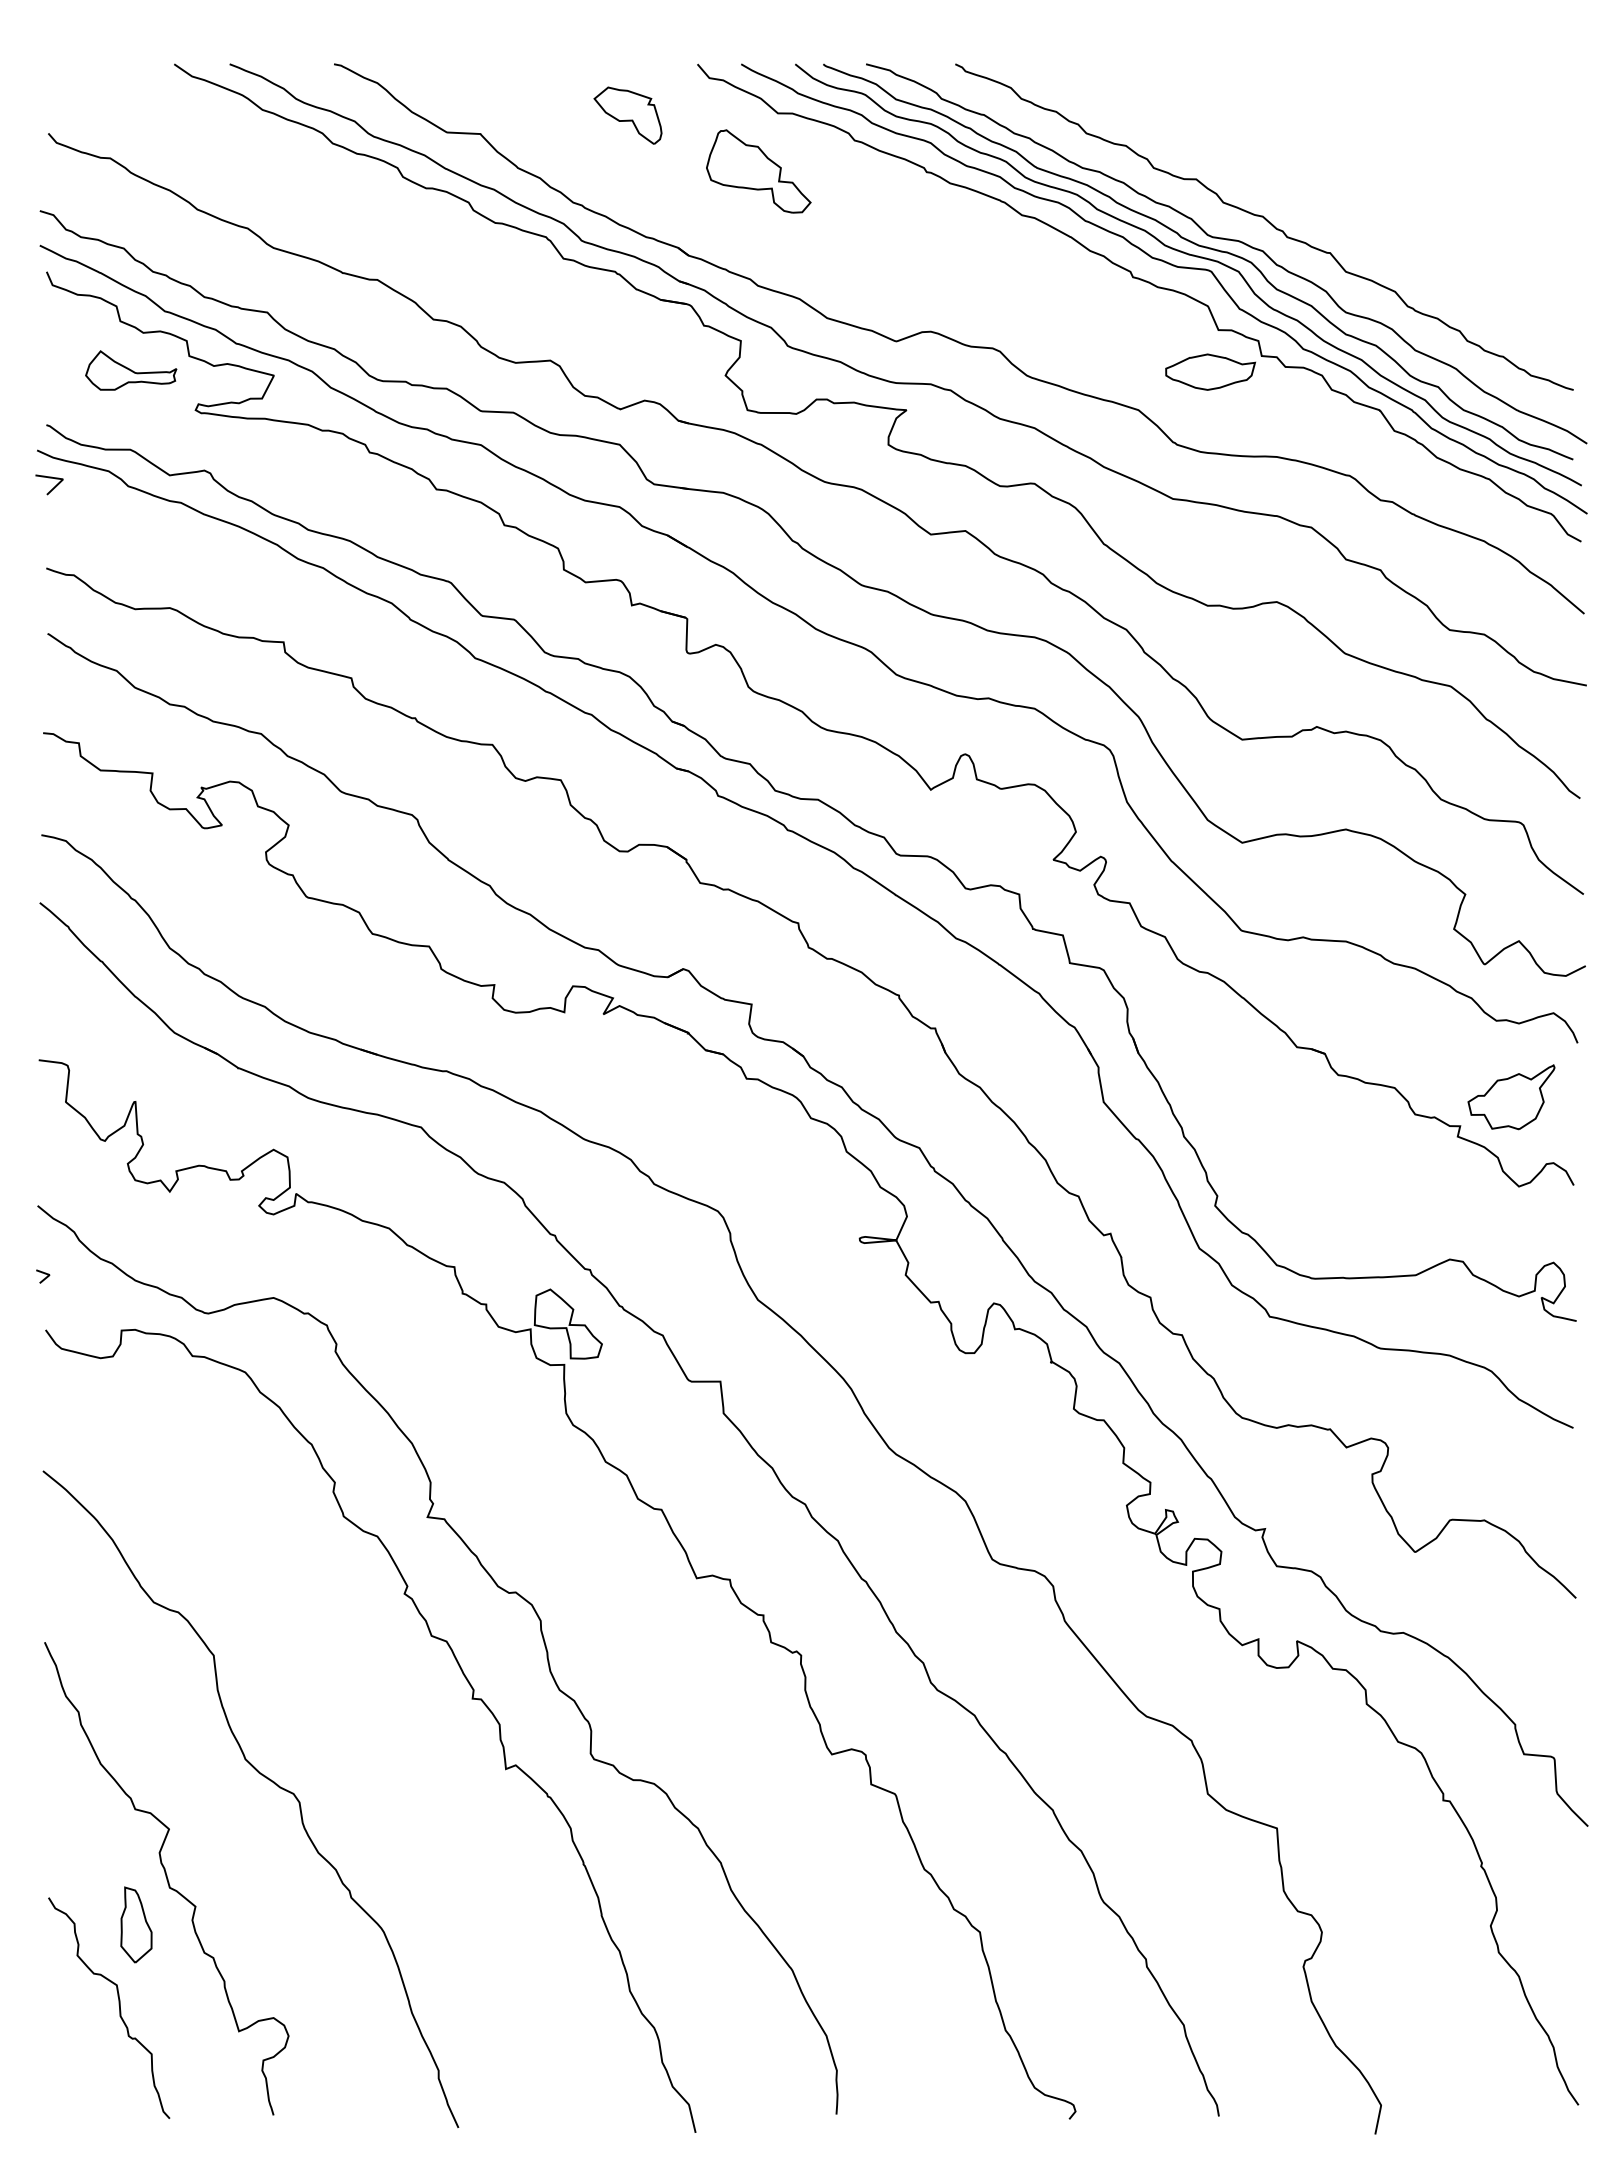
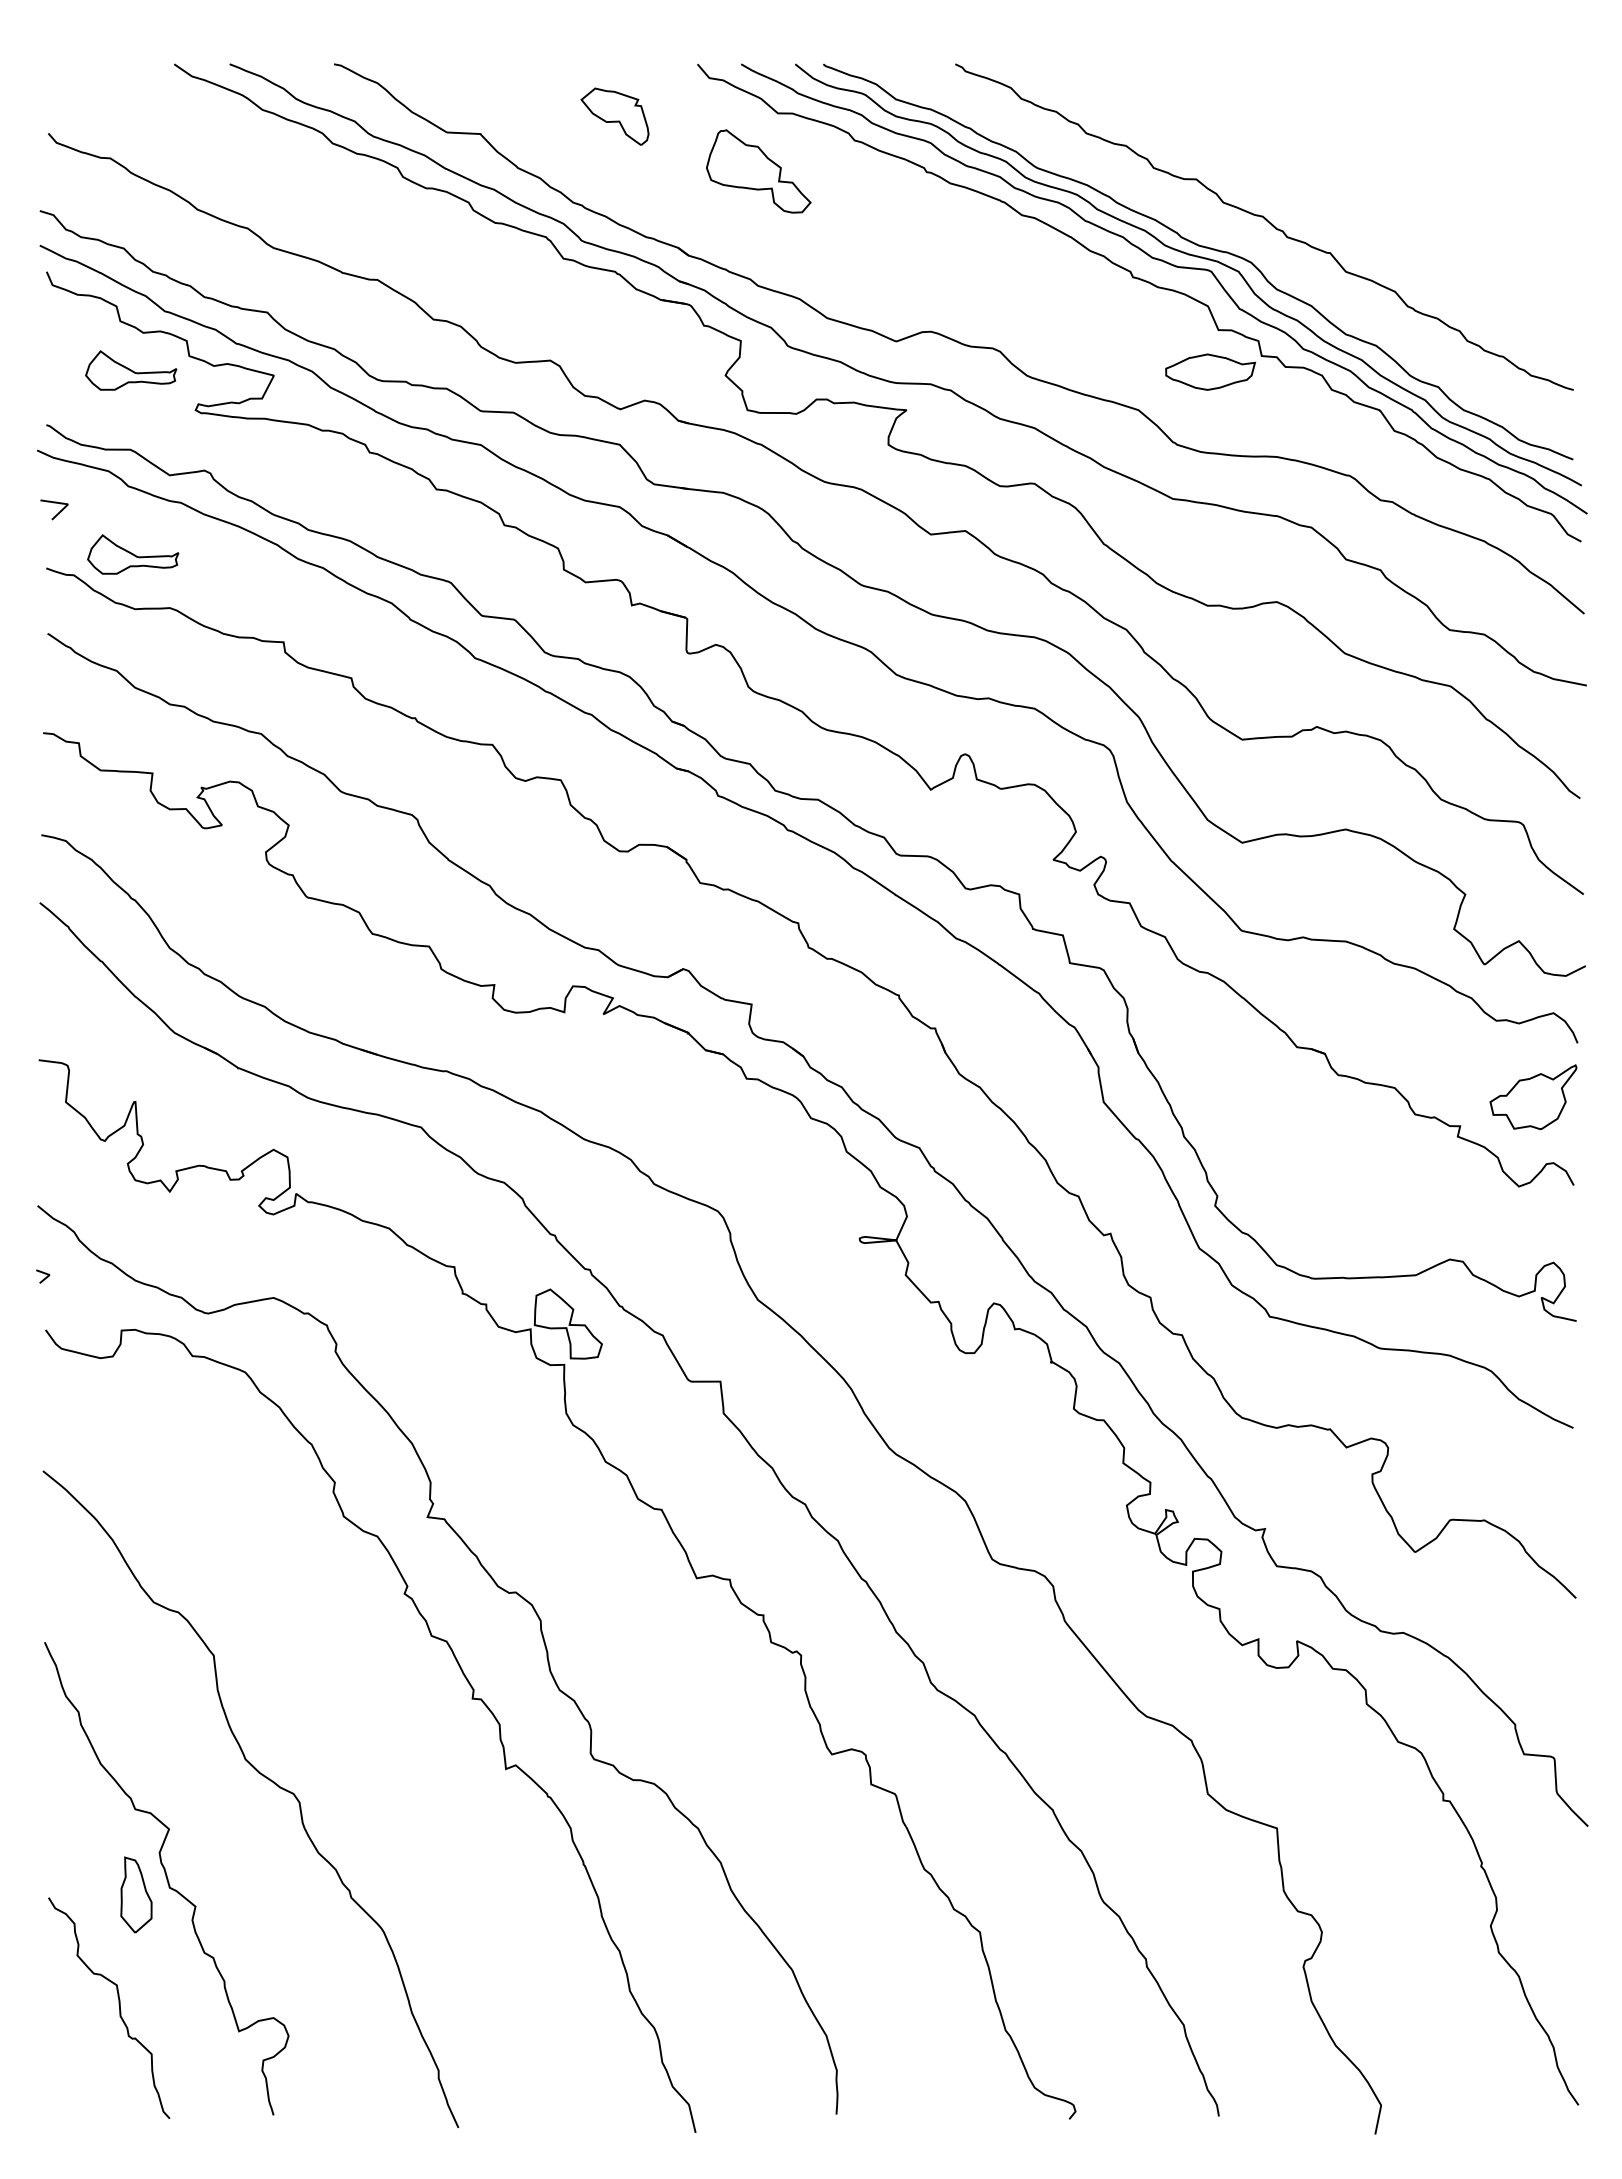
part position: (627, 115) -> (614, 116) (614, 116)
curve: present -> none (1226, 240)
line position: (53, 487) -> (58, 512) (58, 512)
part: none -> present (133, 554)
part position: (1511, 1097) -> (1533, 1097) (1533, 1097)
part position: (136, 1924) -> (136, 1894) (136, 1894)
